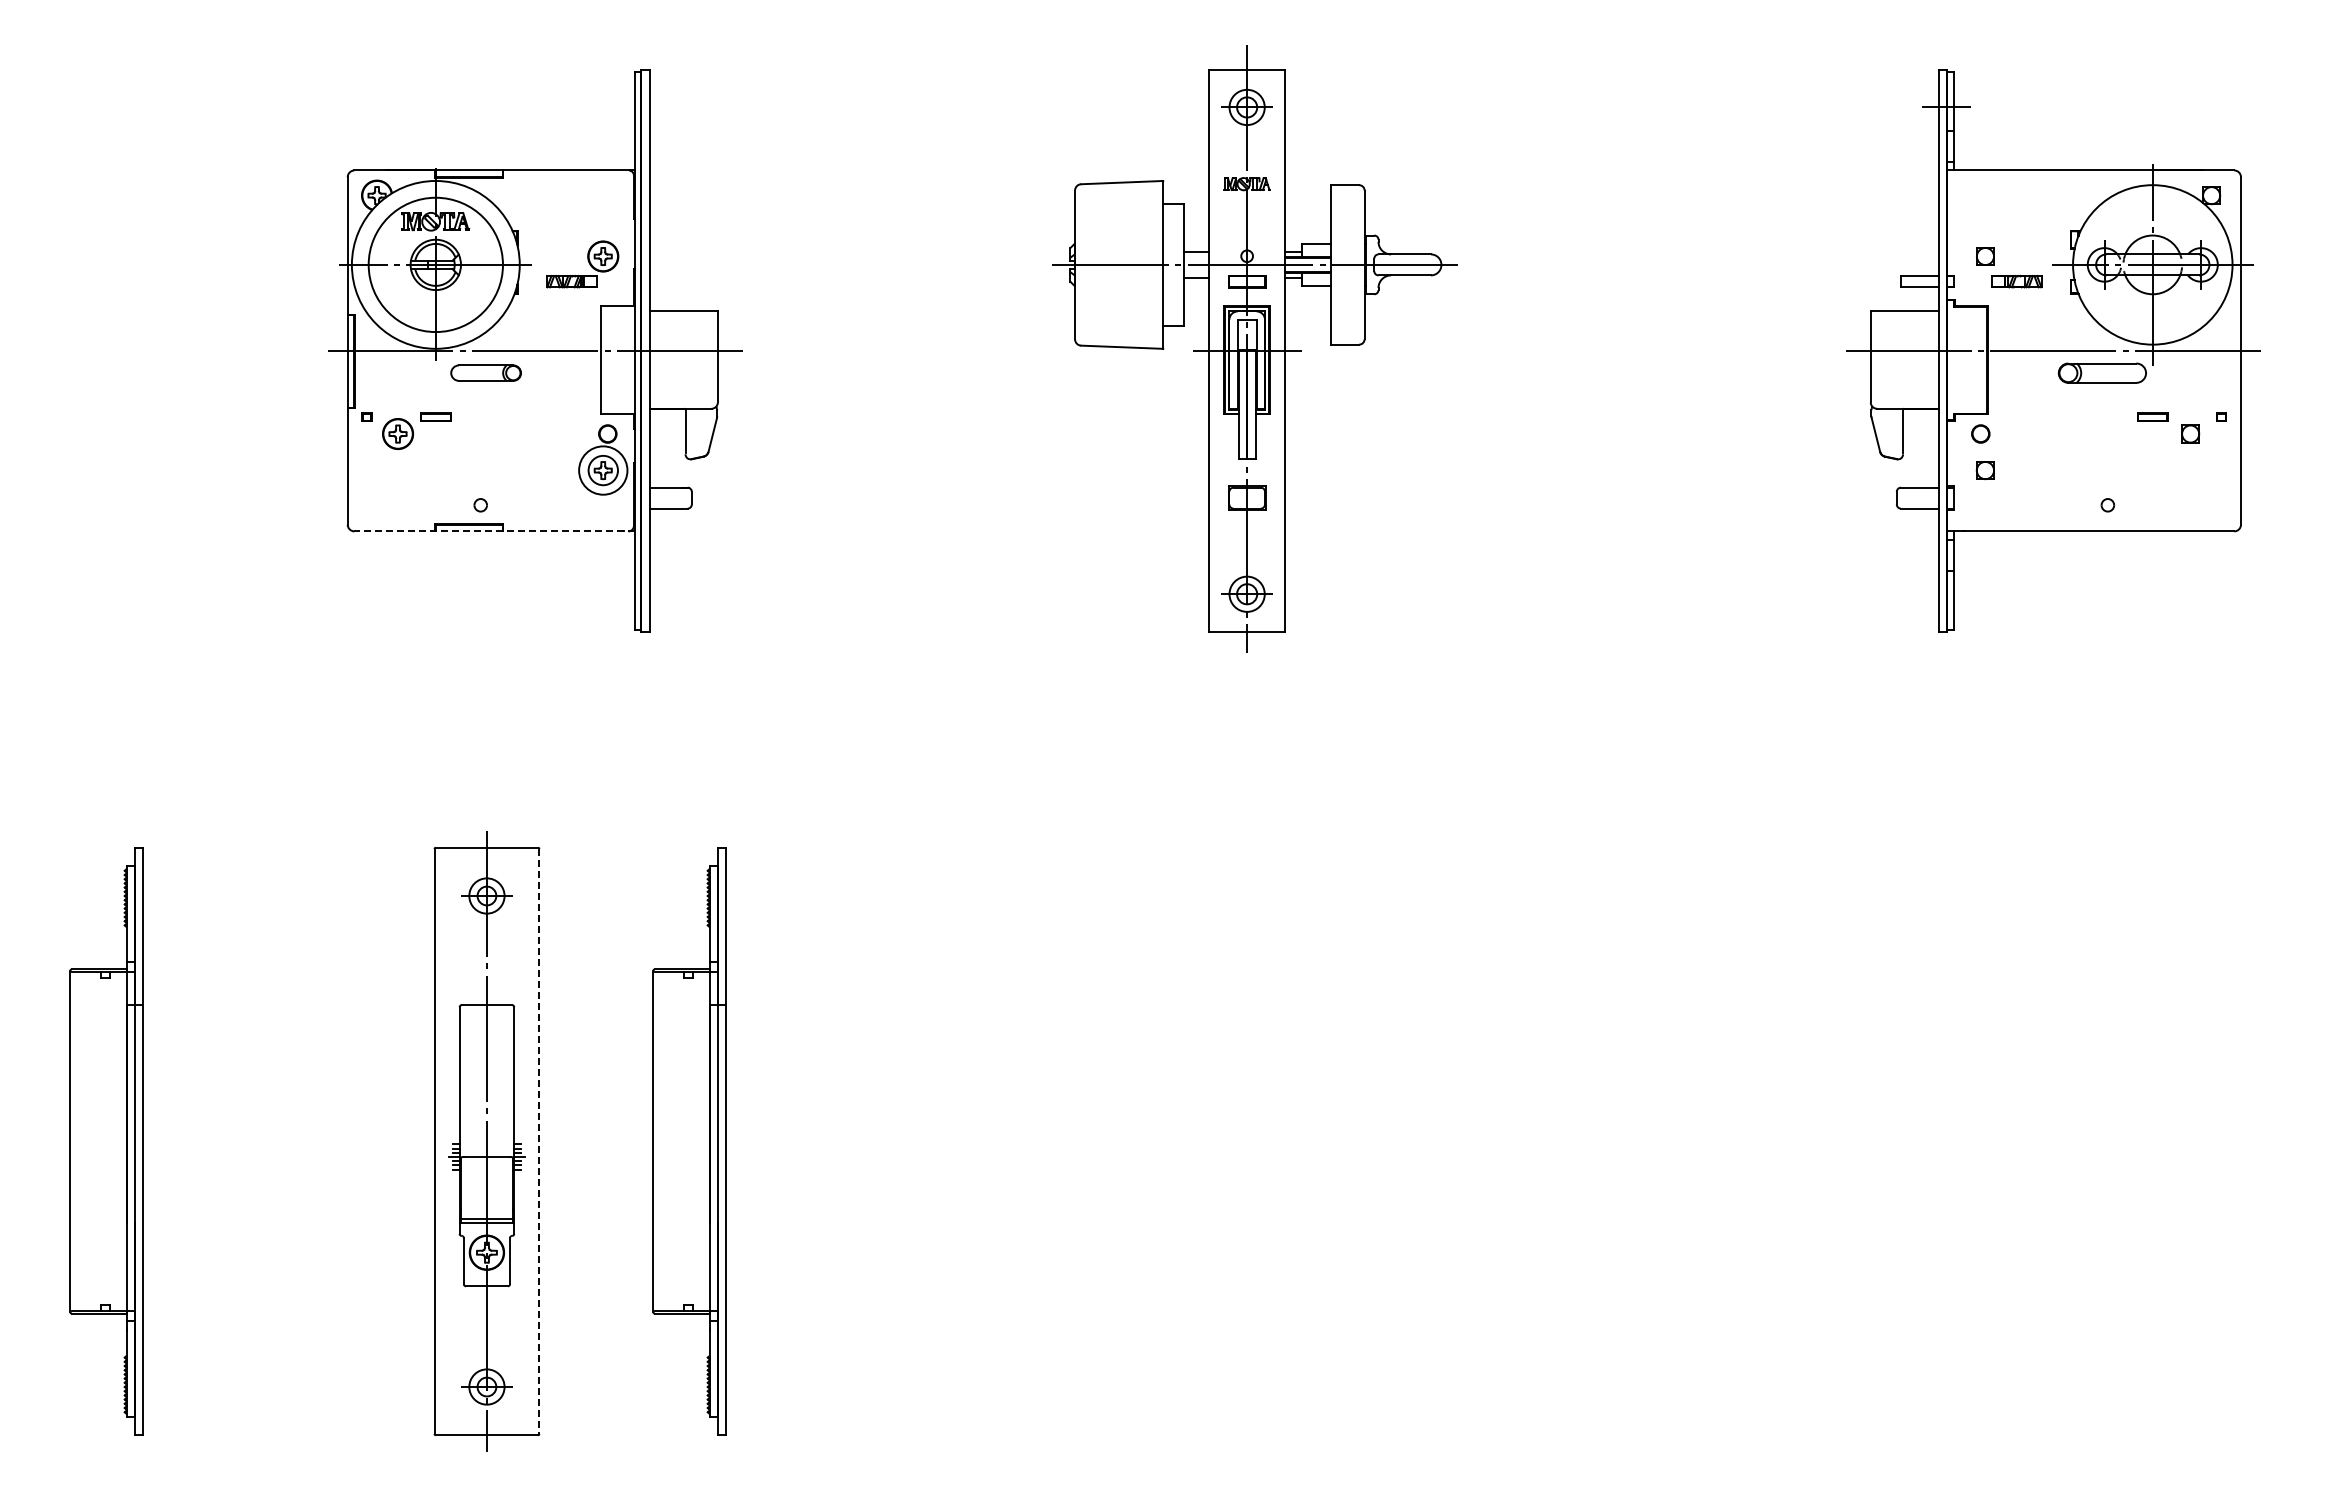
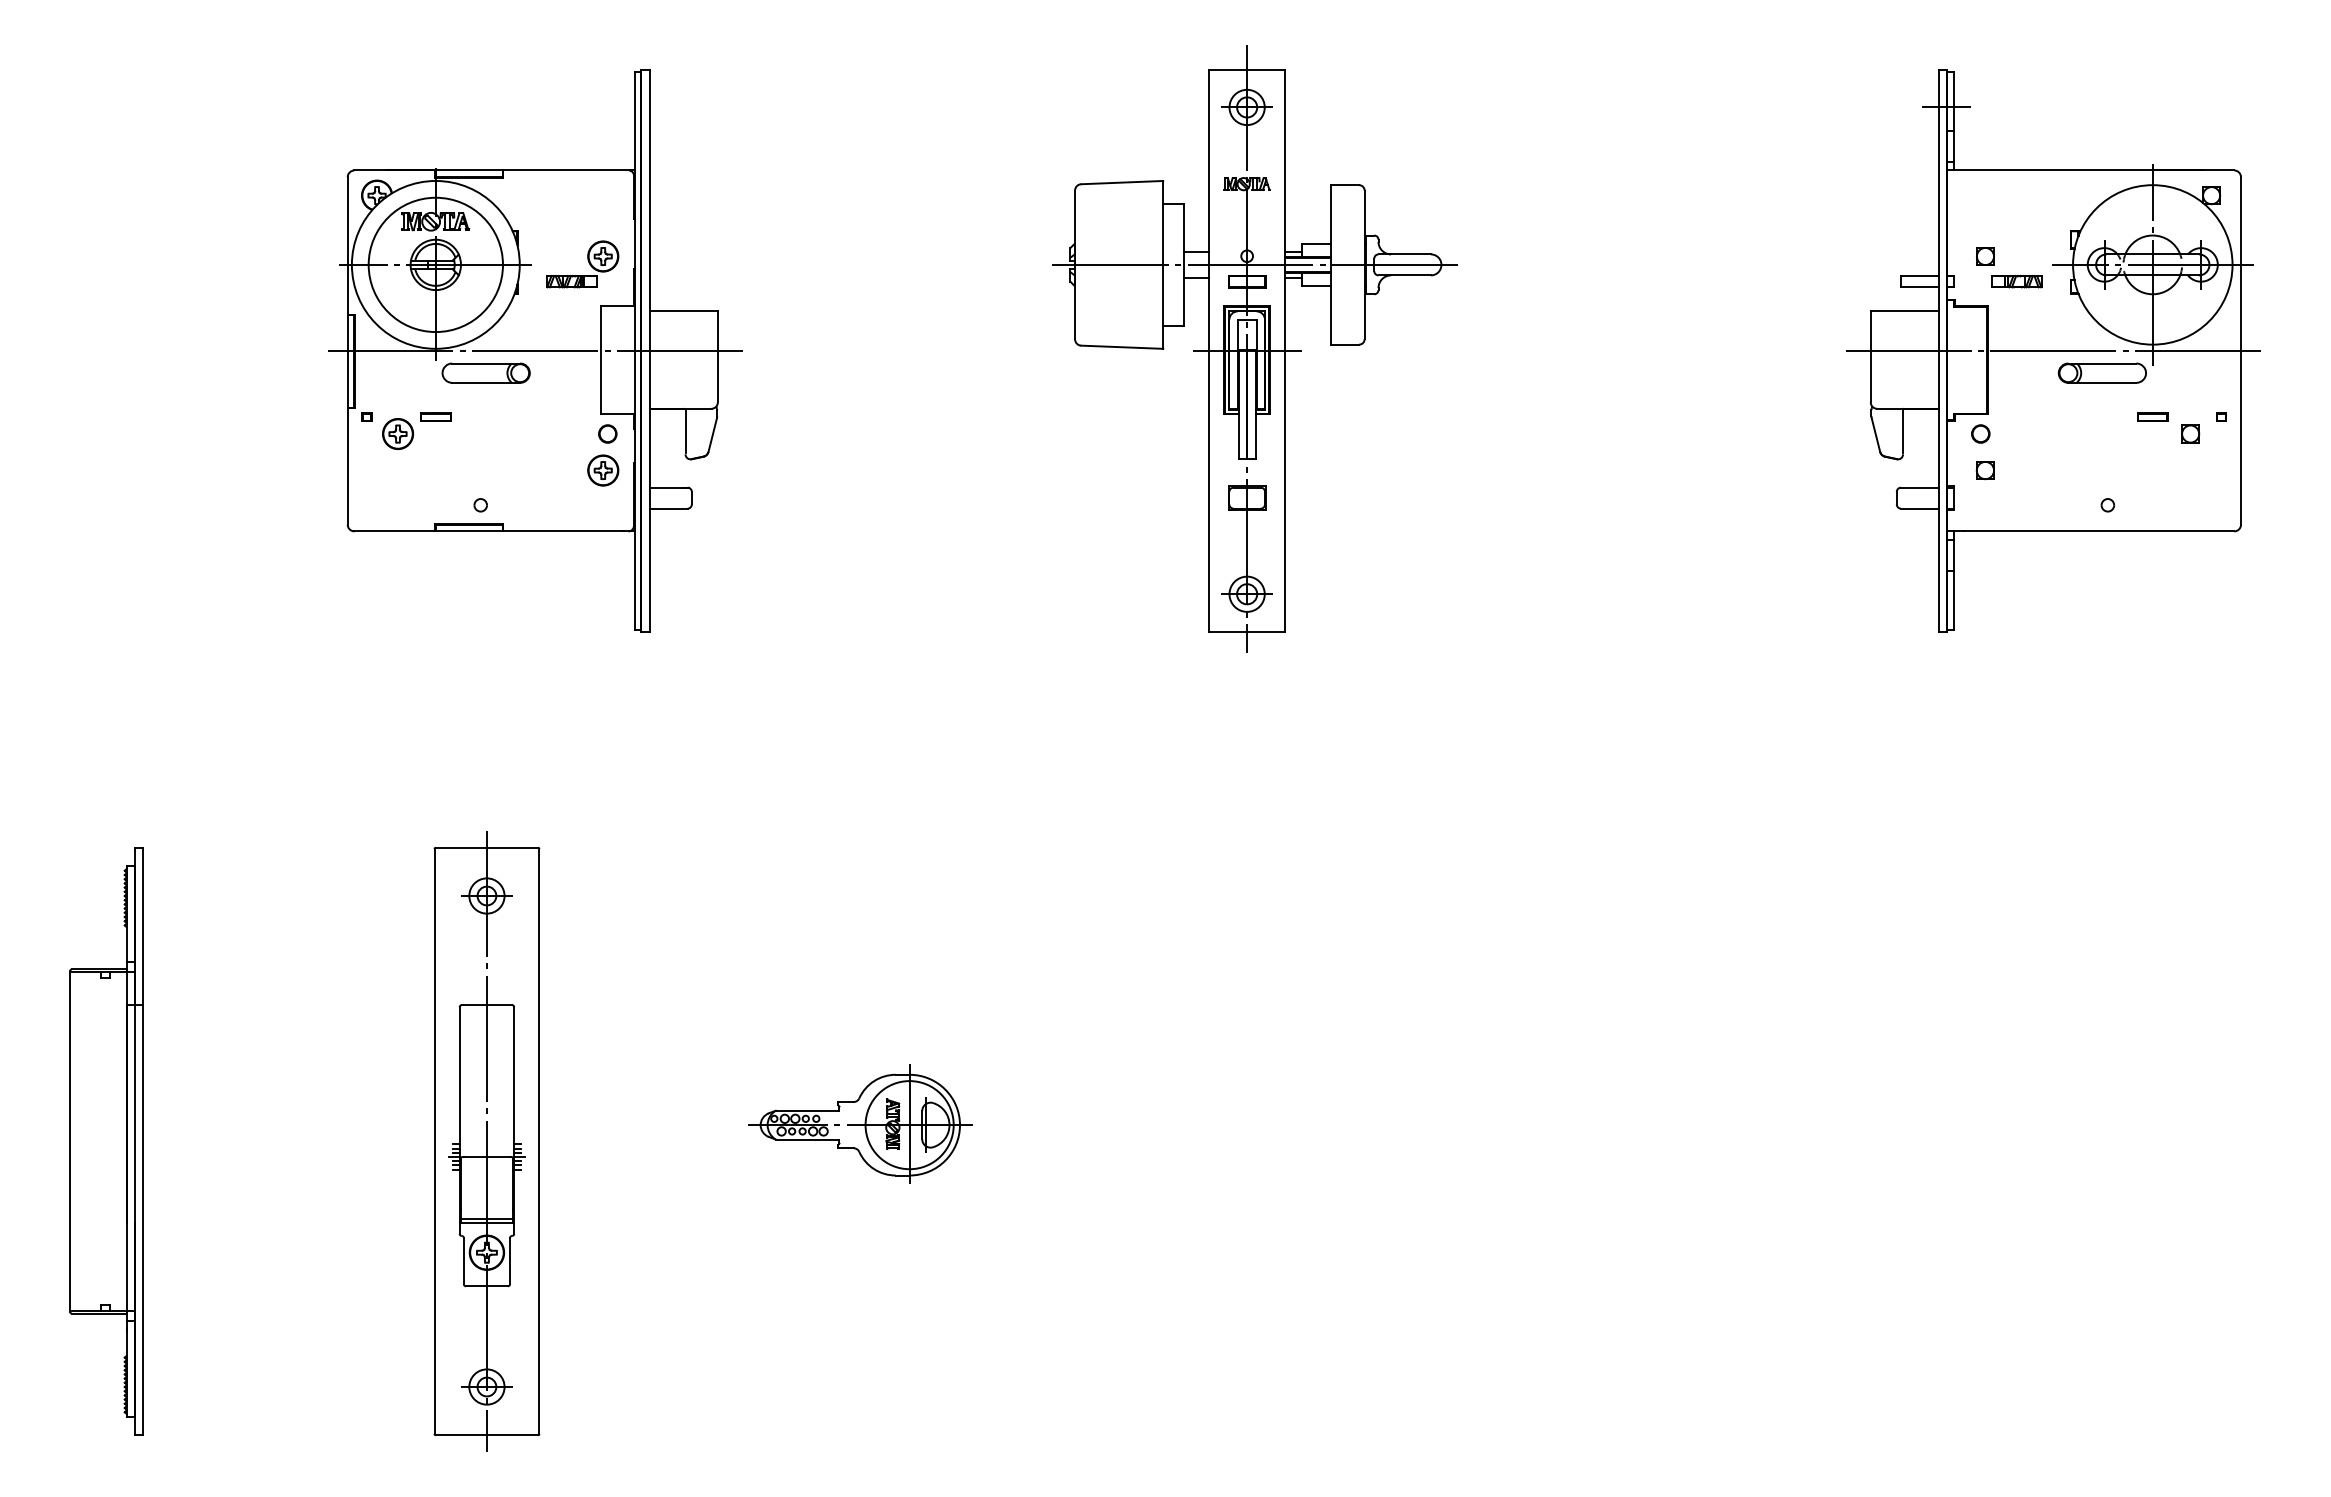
part size: 72x18 px -> 90x22 px (485, 372)
circle diameter: 48 px -> 30 px (603, 470)
line: dashed -> solid (494, 531)
part: none -> present (860, 1123)
line: dashed -> solid (539, 1141)
part: present -> none (689, 1141)
